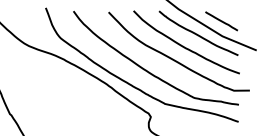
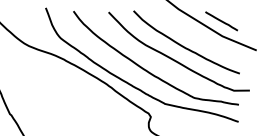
curve: present -> none (197, 33)
